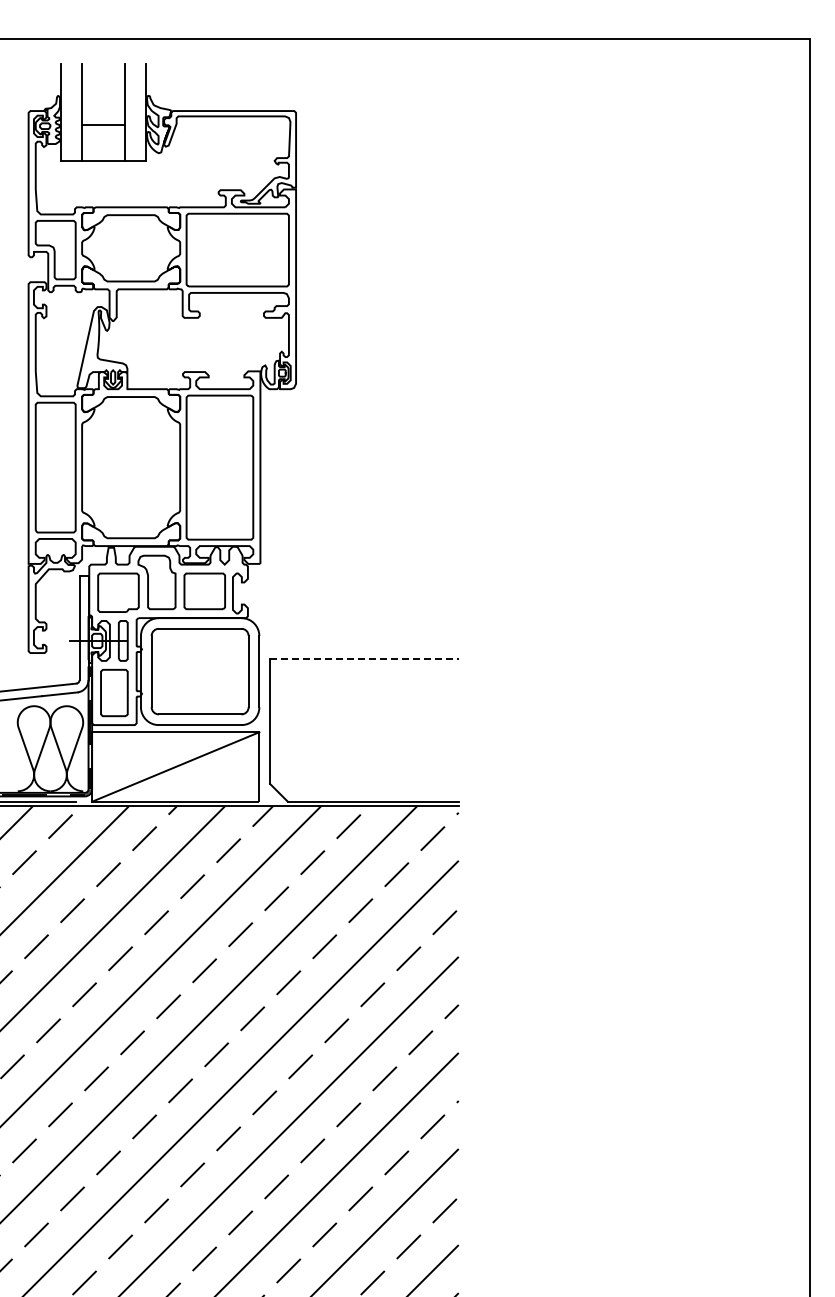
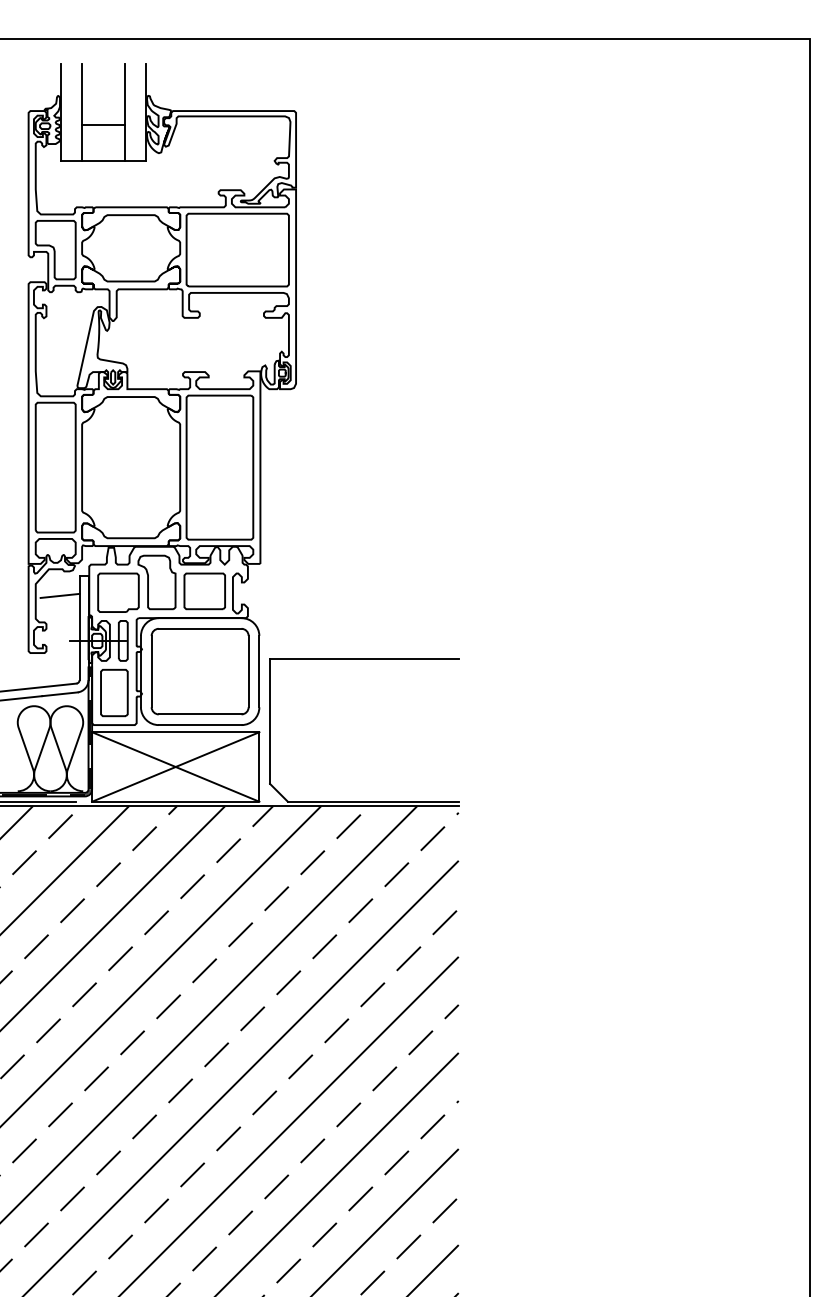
line: none -> present (59, 595)
line: dashed -> solid (364, 659)
line: none -> present (175, 766)
